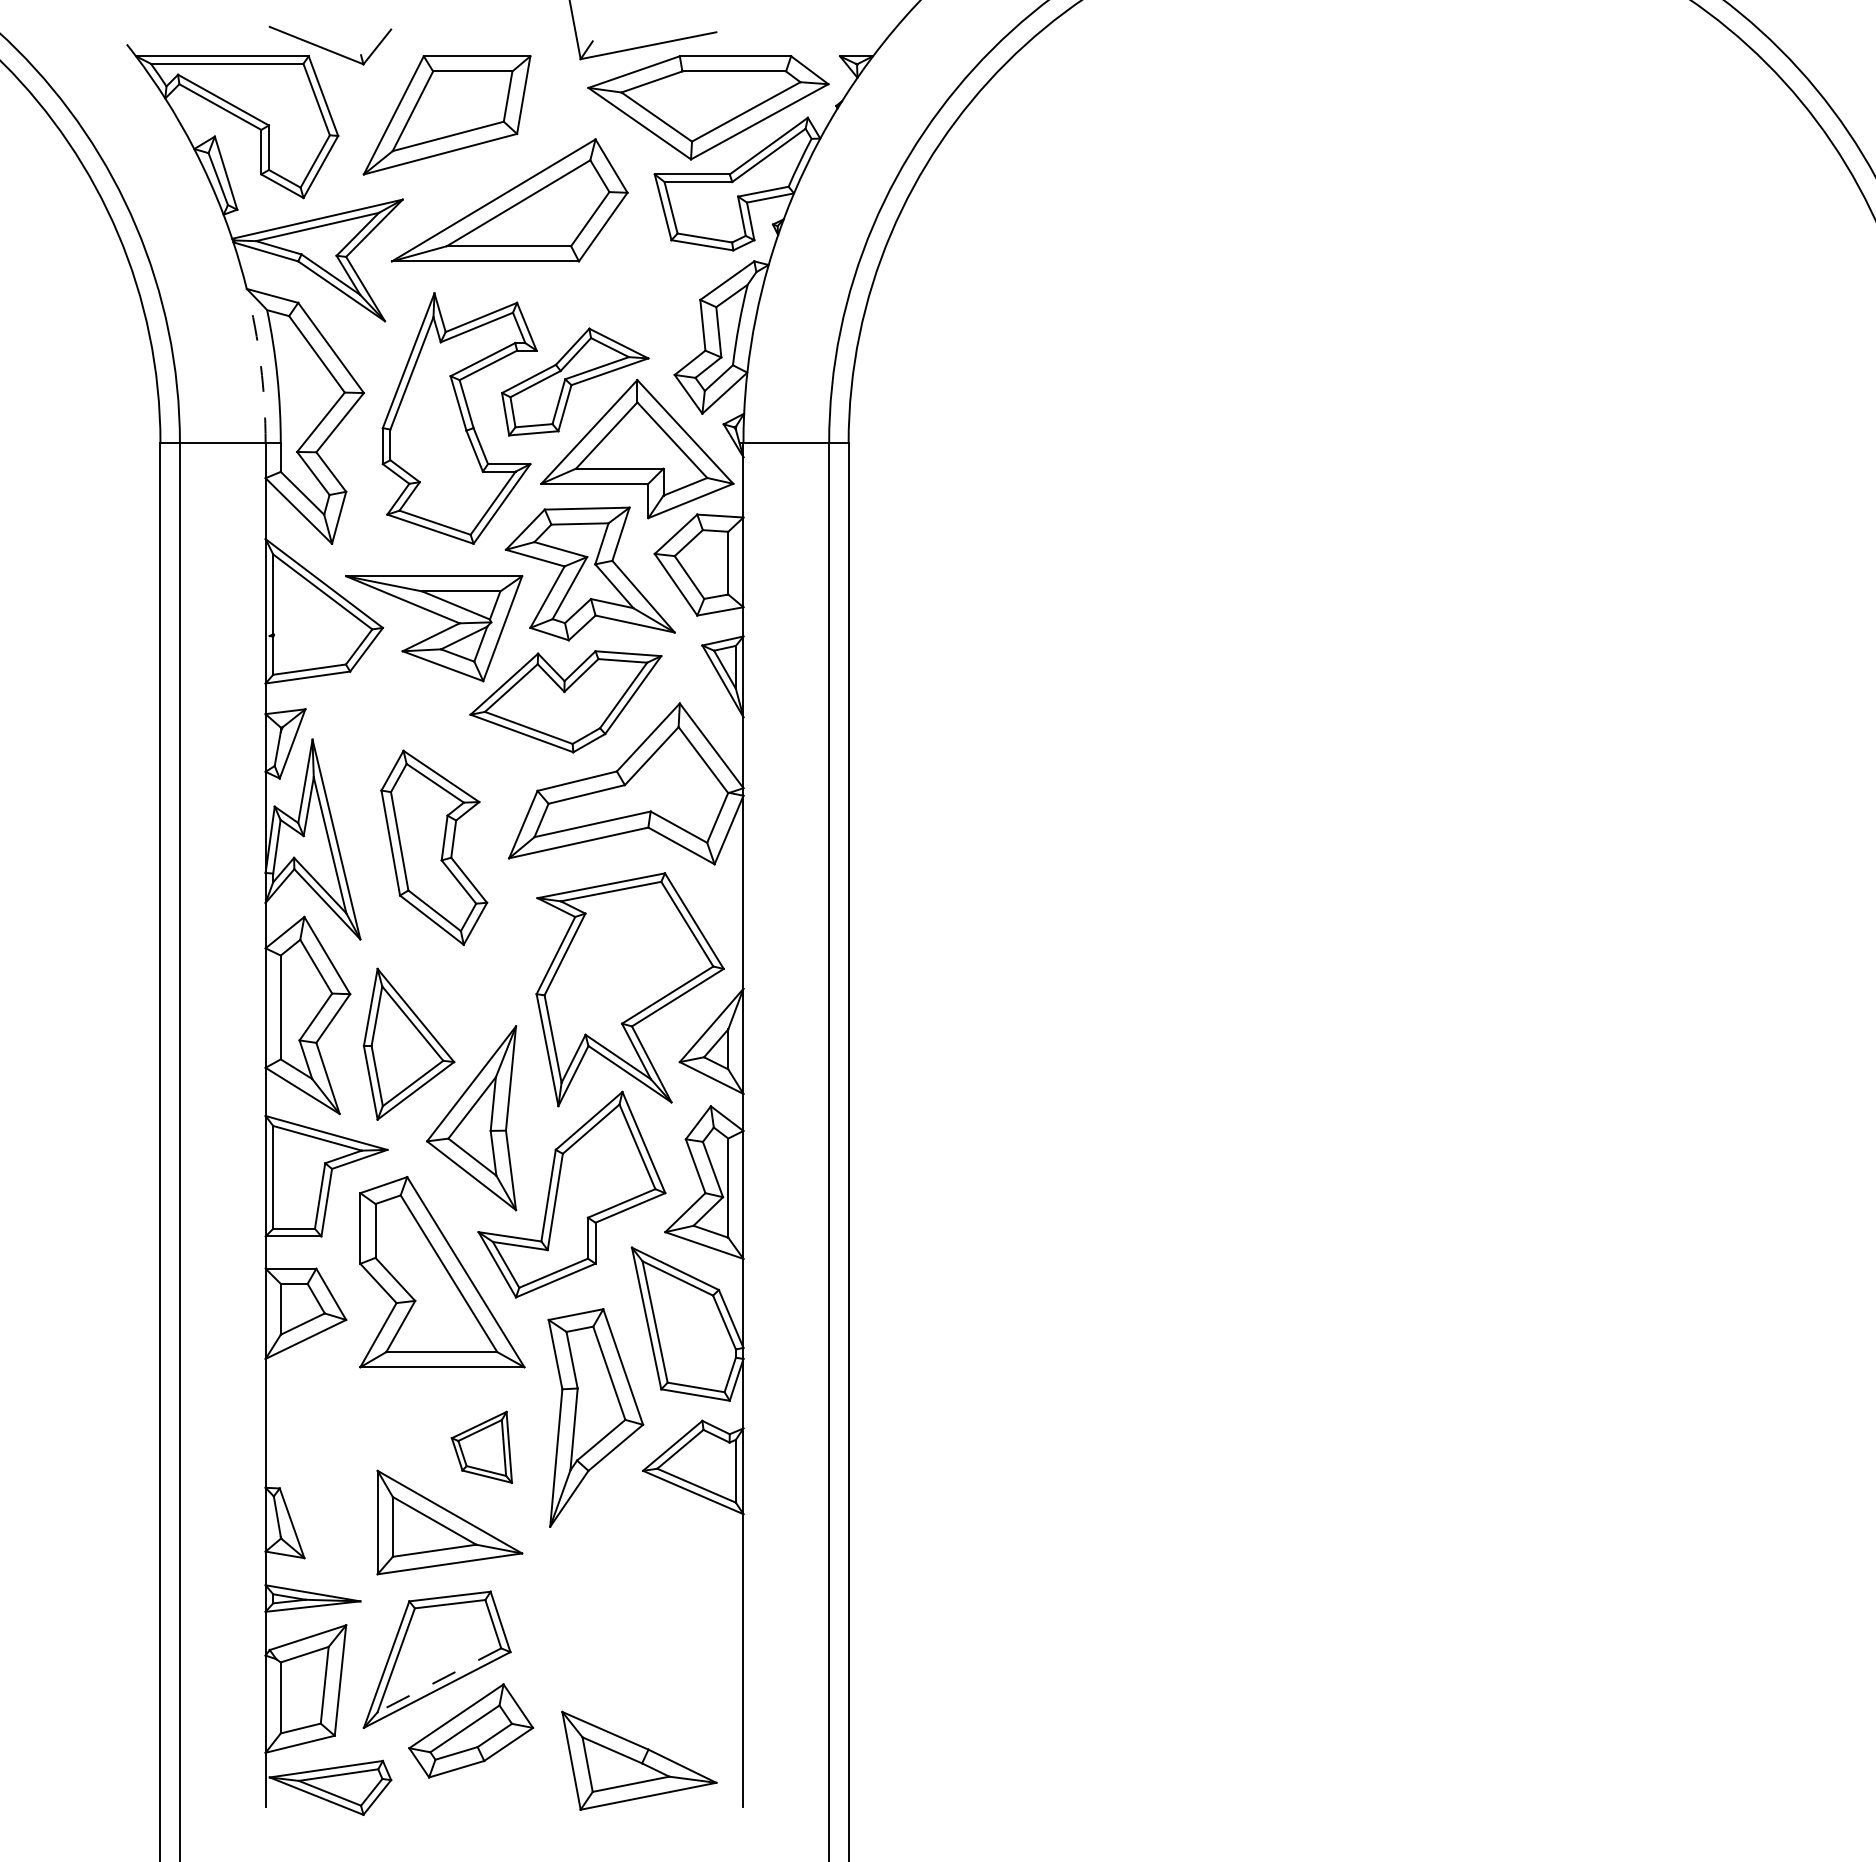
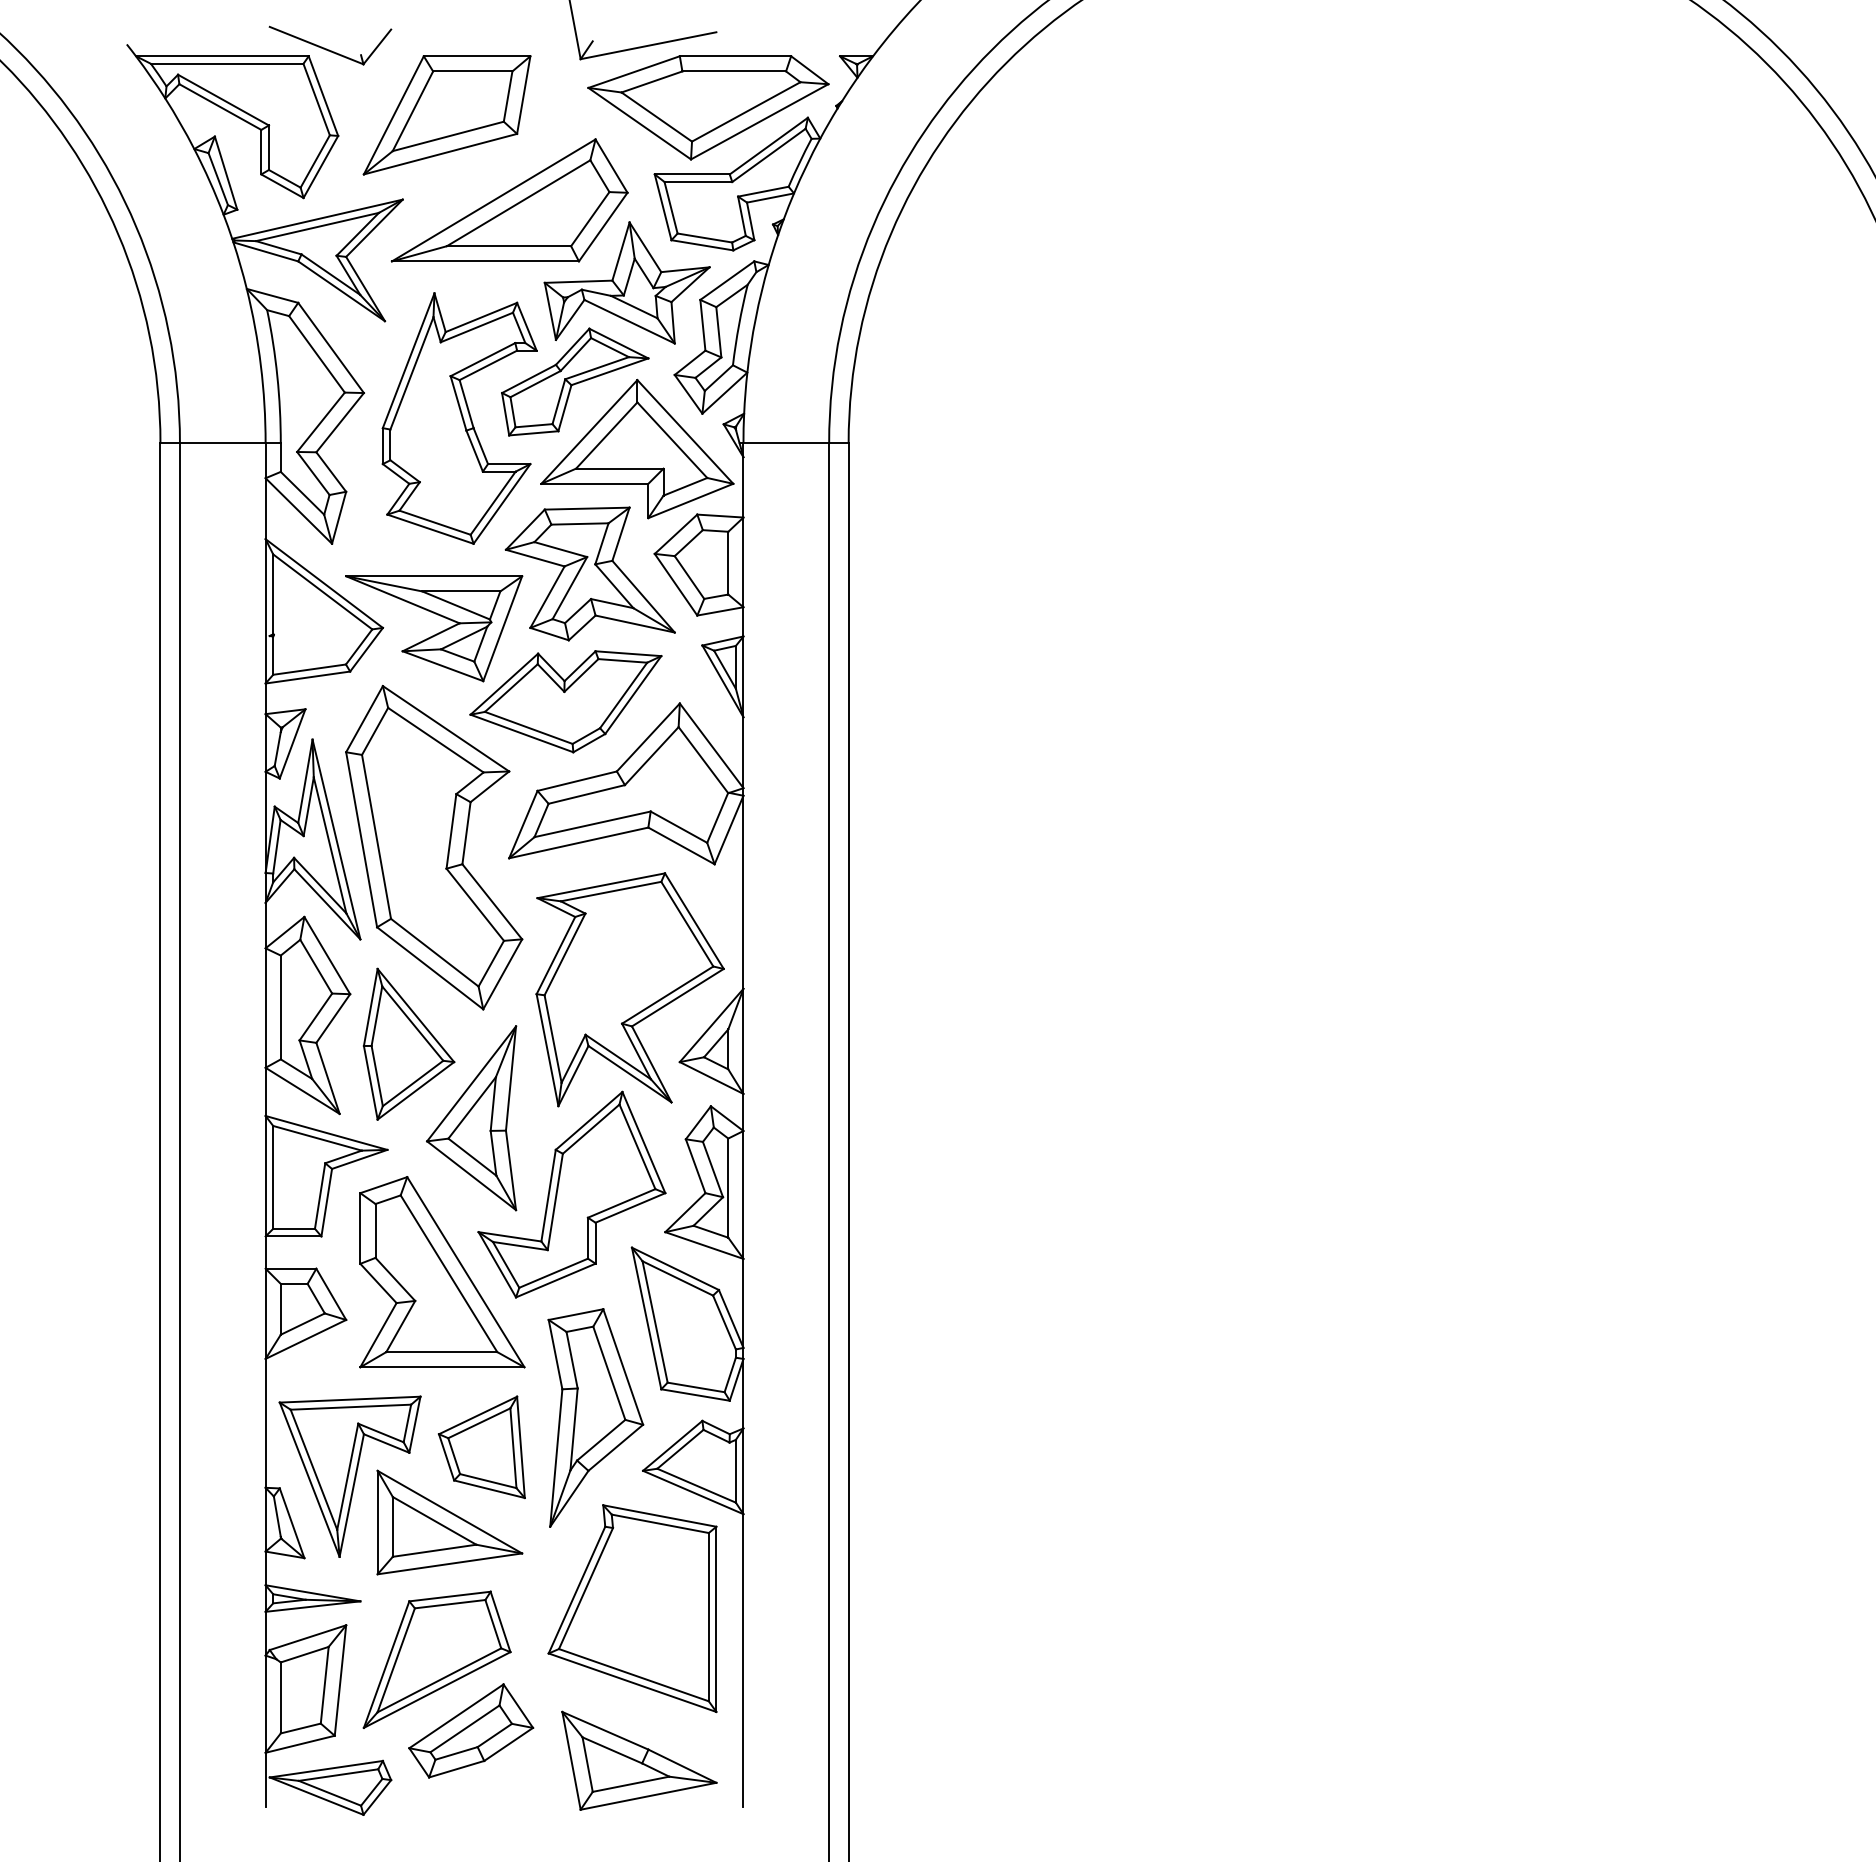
part: none -> present (626, 282)
arc: dashed -> solid (260, 365)
part size: 109x197 px -> 179x326 px (434, 847)
part size: 64x74 px -> 88x105 px (481, 1447)
part: none -> present (349, 1476)
part: none -> present (632, 1608)
line: dashed -> solid (439, 1680)
